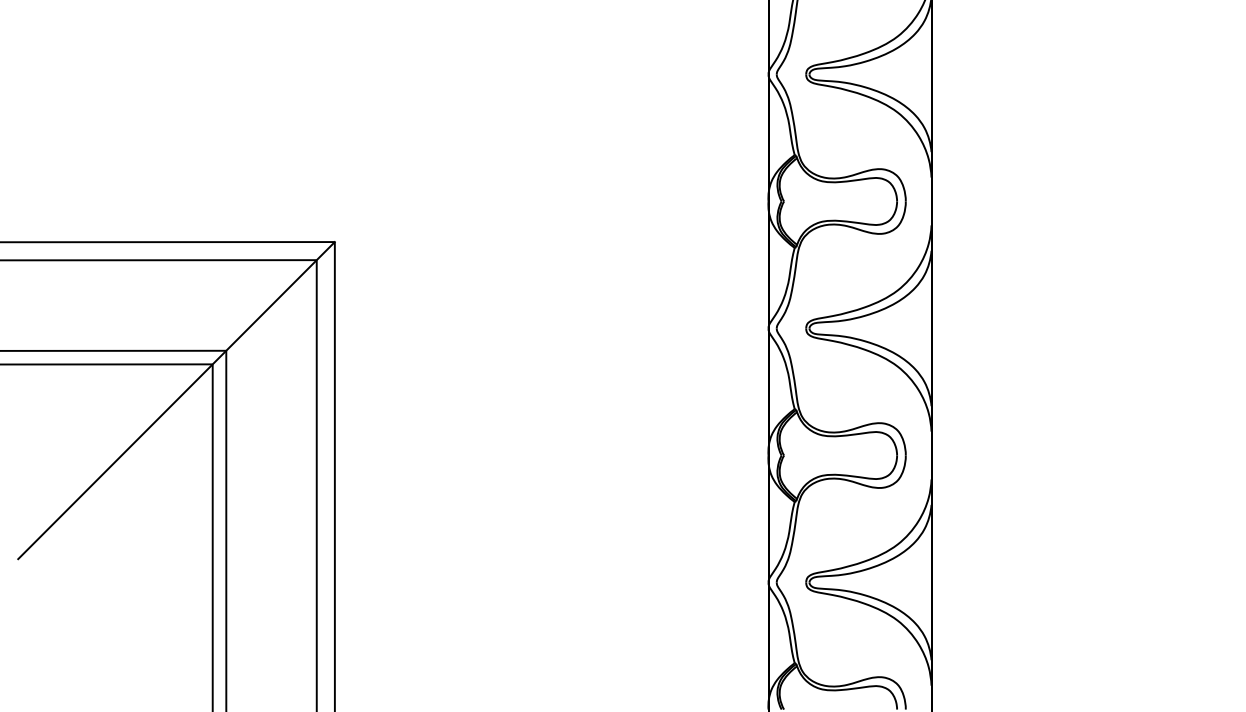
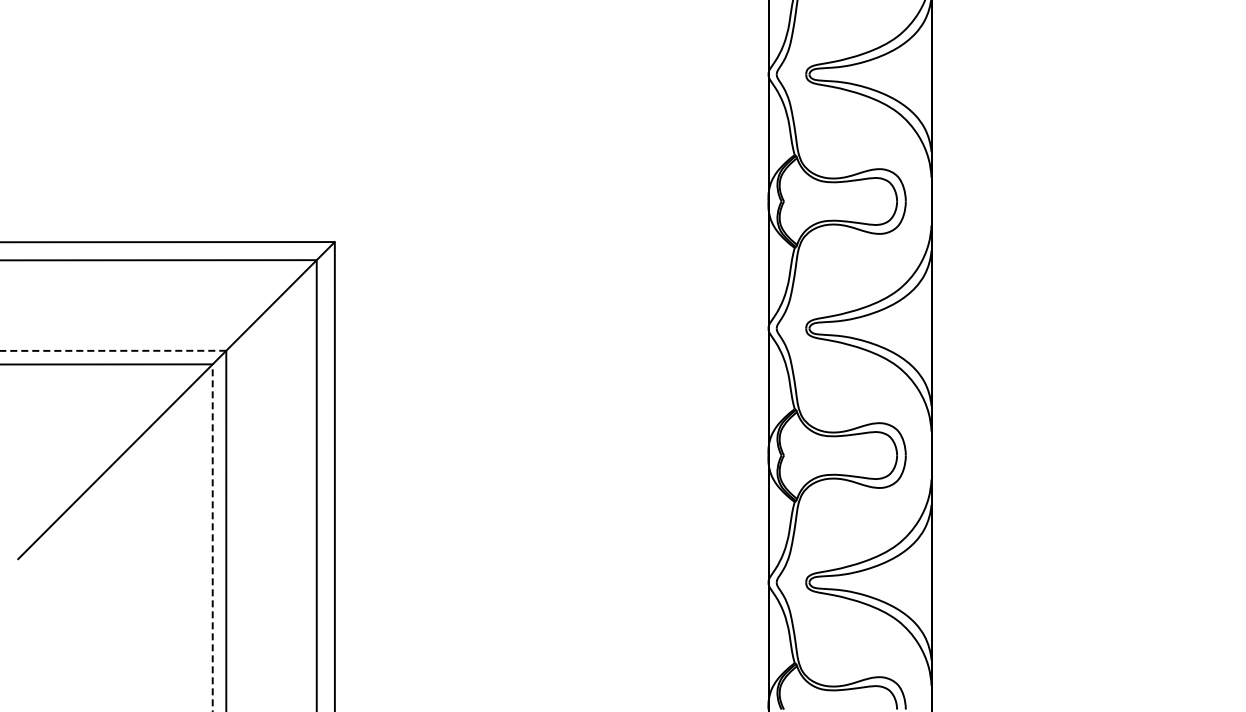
line: solid -> dashed (113, 350)
line: solid -> dashed (212, 537)
